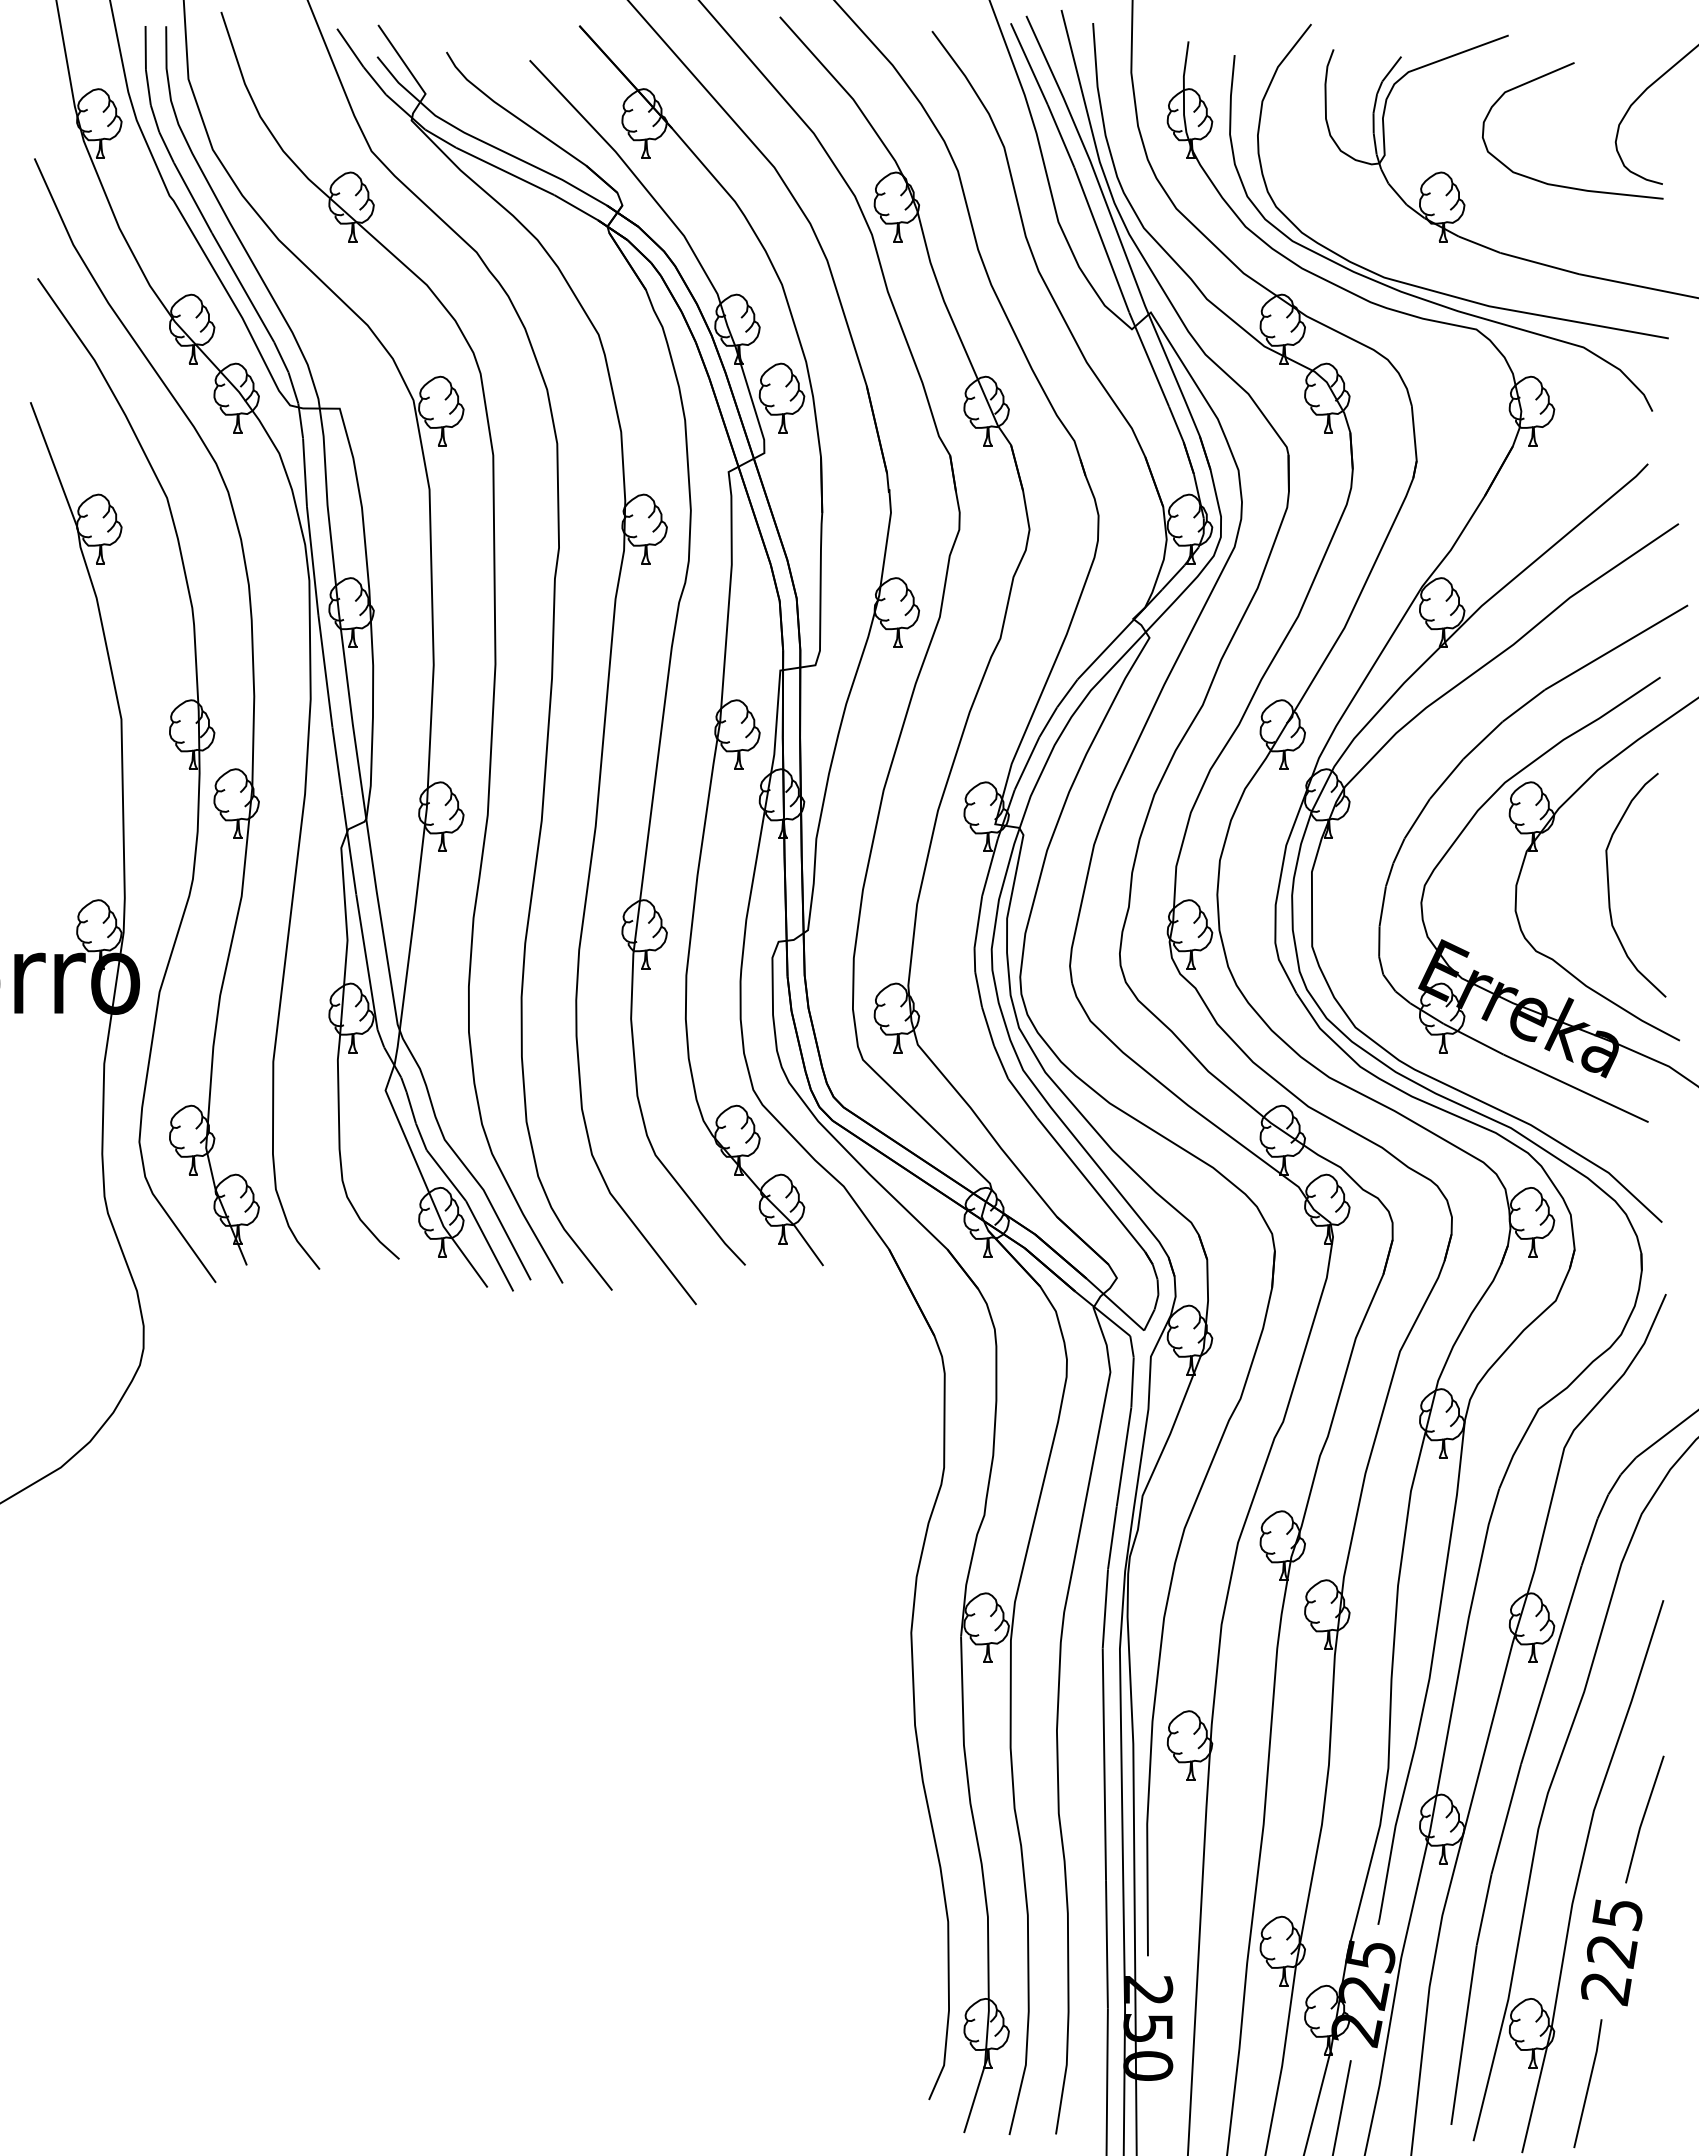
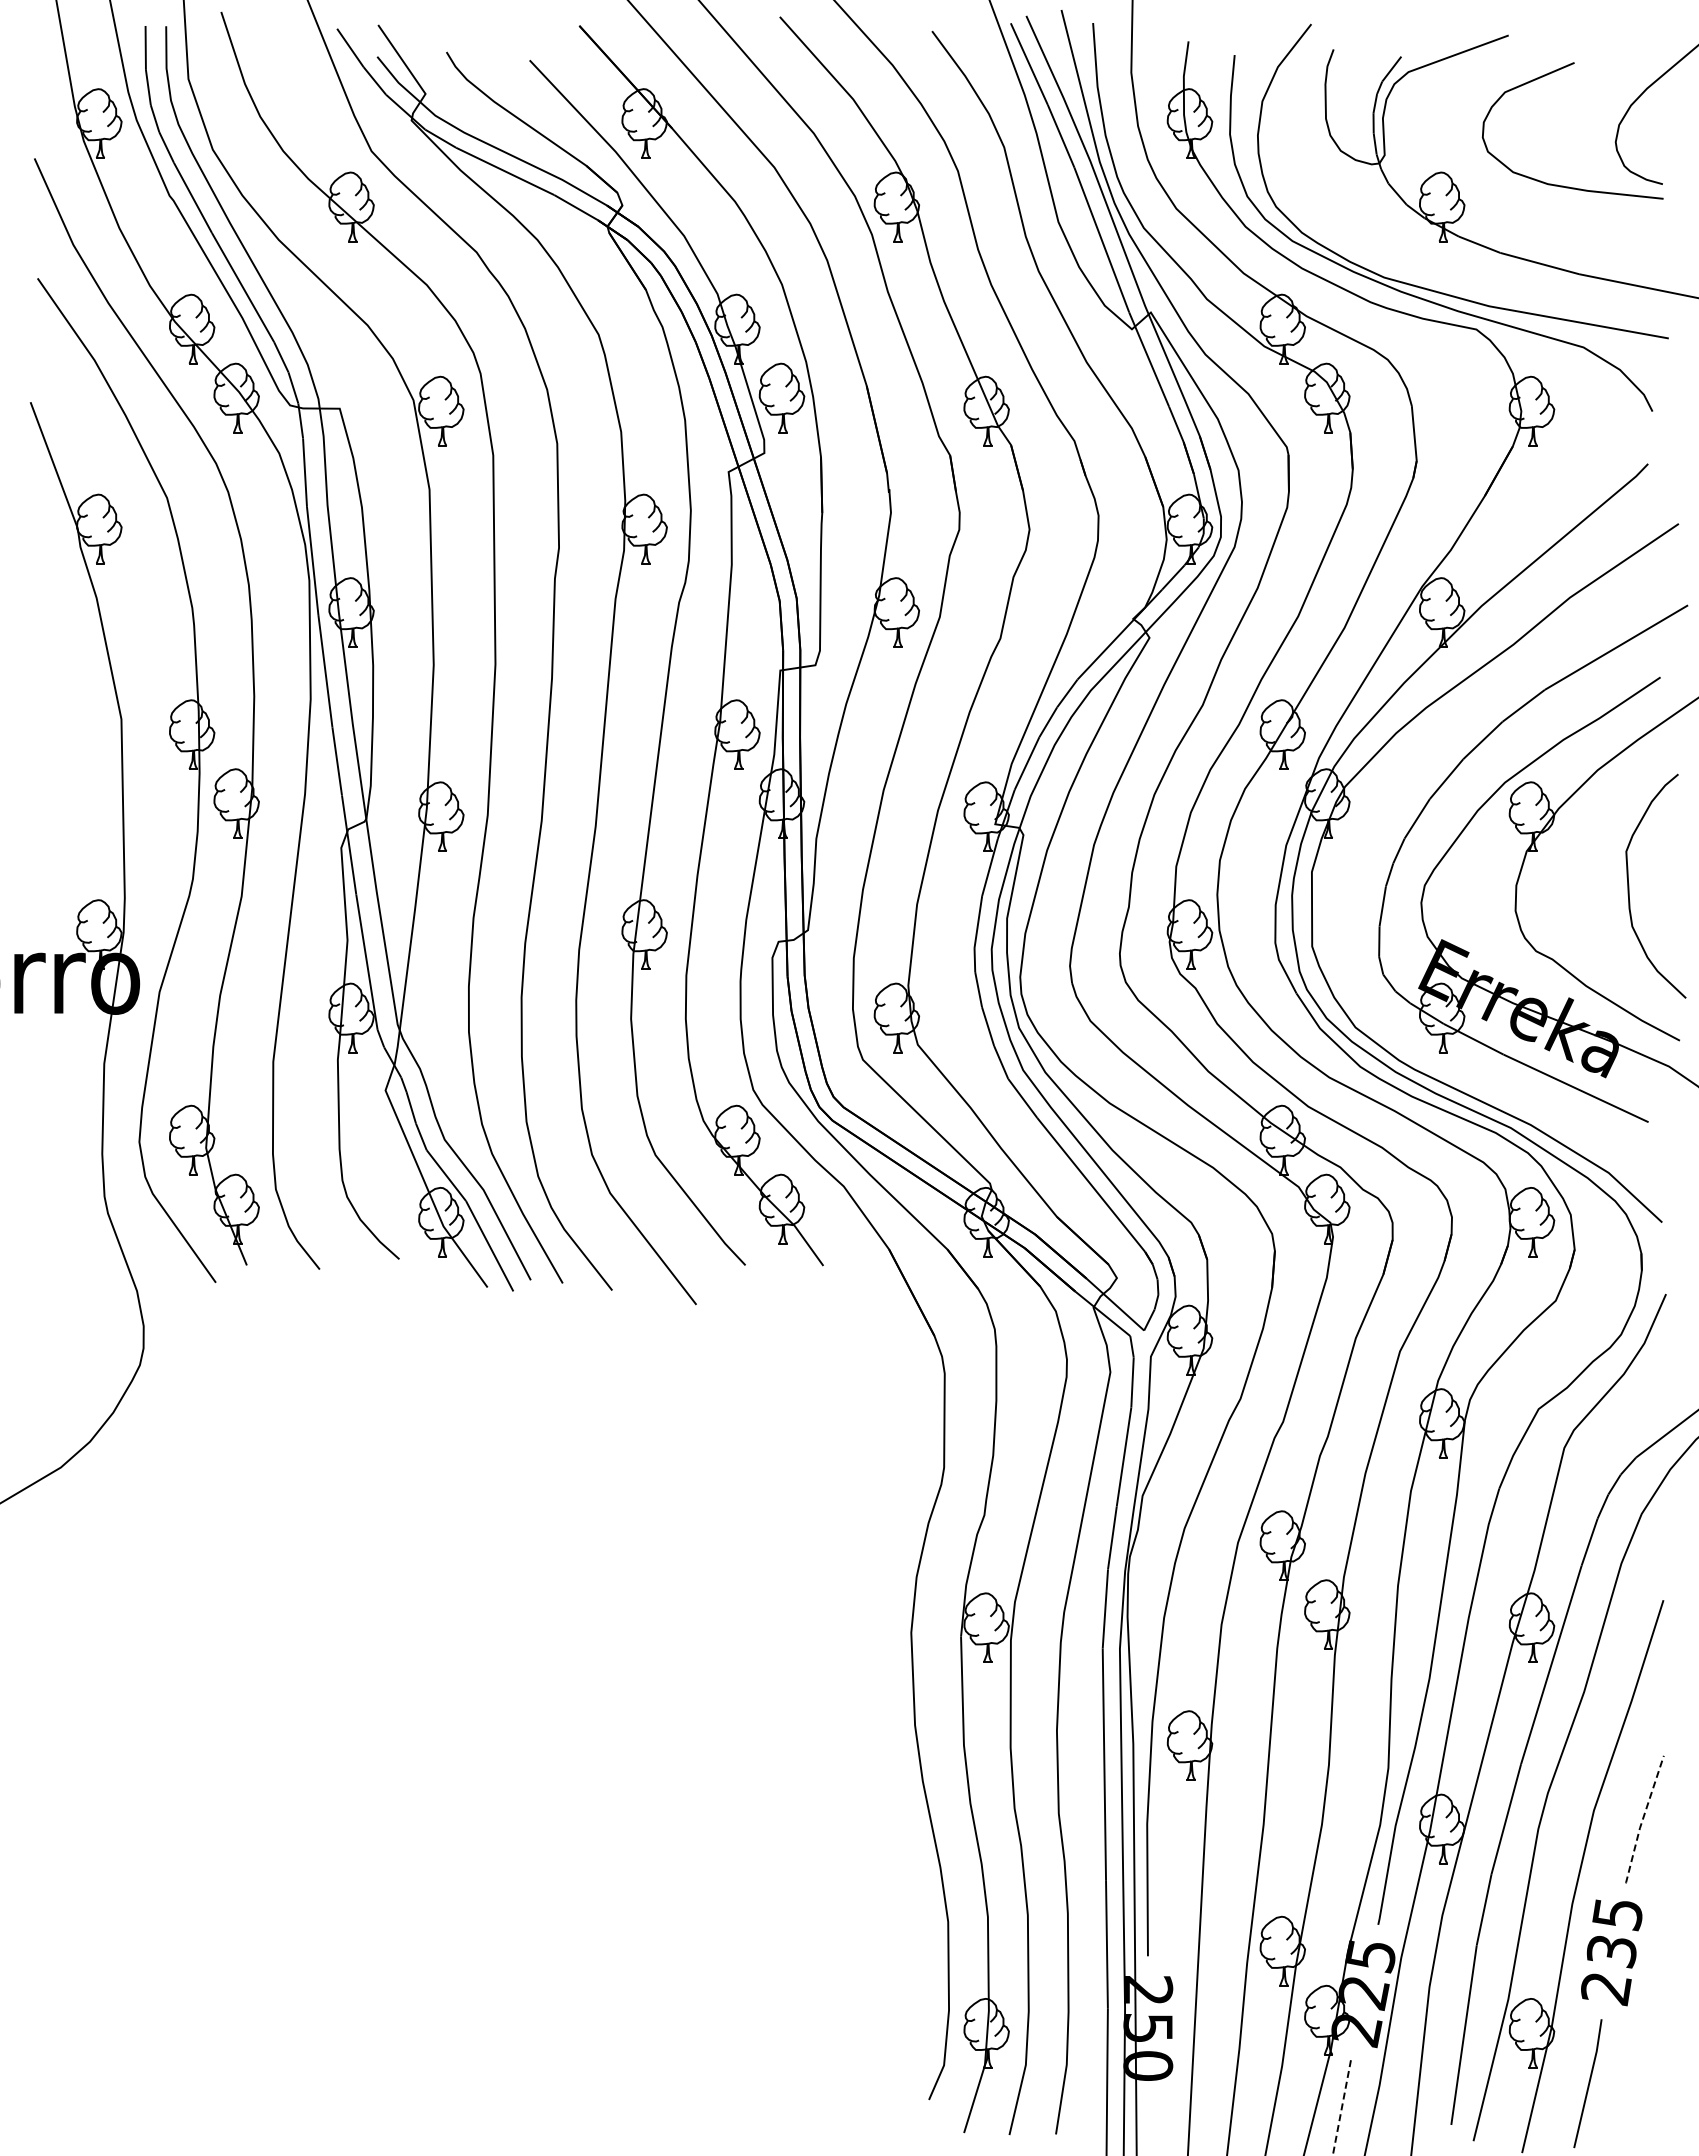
curve position: (1609, 884) -> (1629, 885) (1629, 885)
line: solid -> dashed (1642, 1819)
text: 225 -> 235 (1611, 1952)
line: solid -> dashed (1341, 2108)
